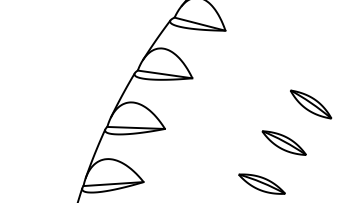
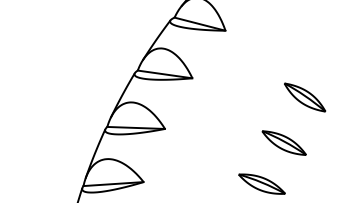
part position: (311, 104) -> (305, 97) (305, 97)
